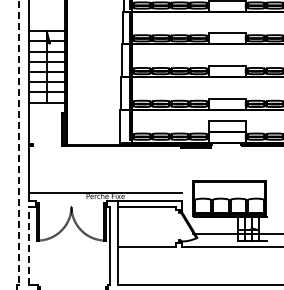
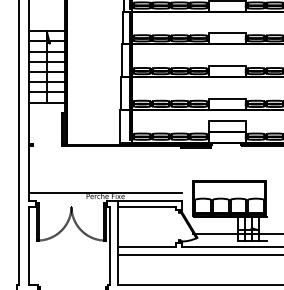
line: dashed -> solid (19, 142)
line: dashed -> solid (28, 245)
line: none -> present (198, 254)
